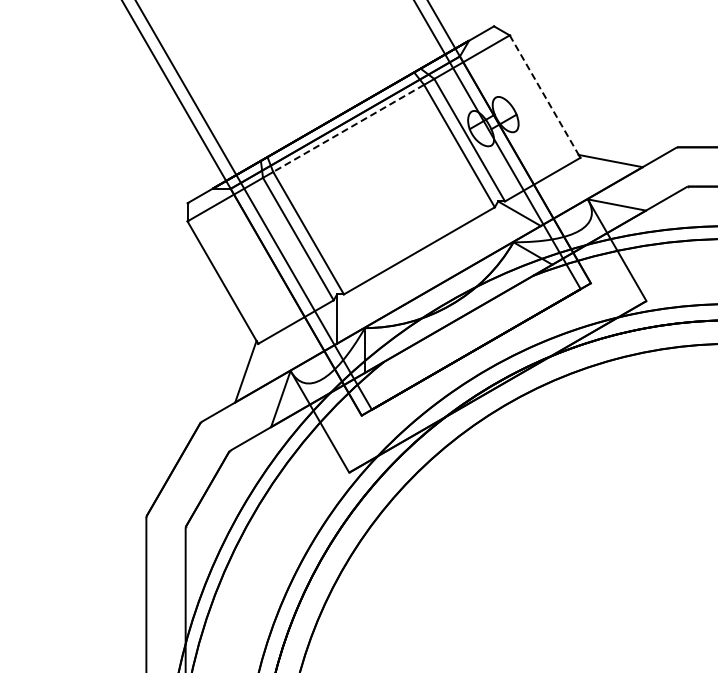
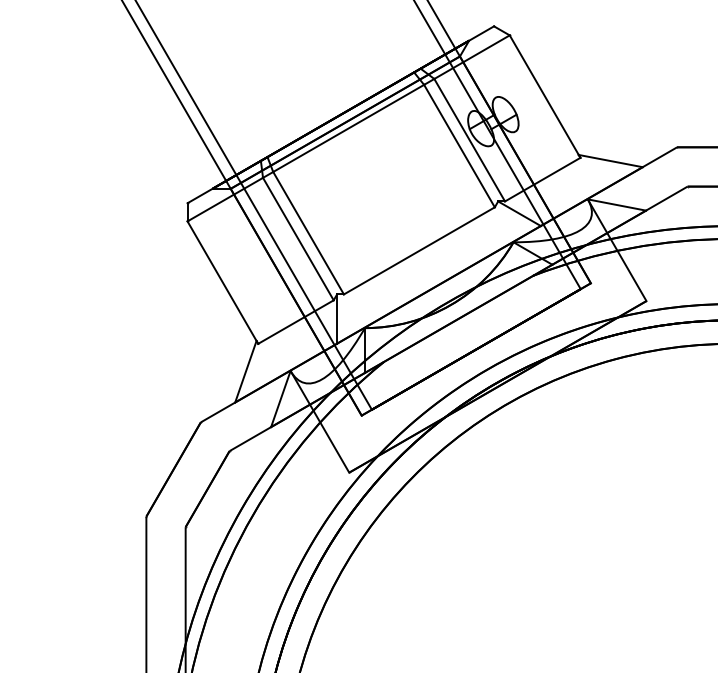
line: dashed -> solid (545, 96)
line: dashed -> solid (348, 128)
